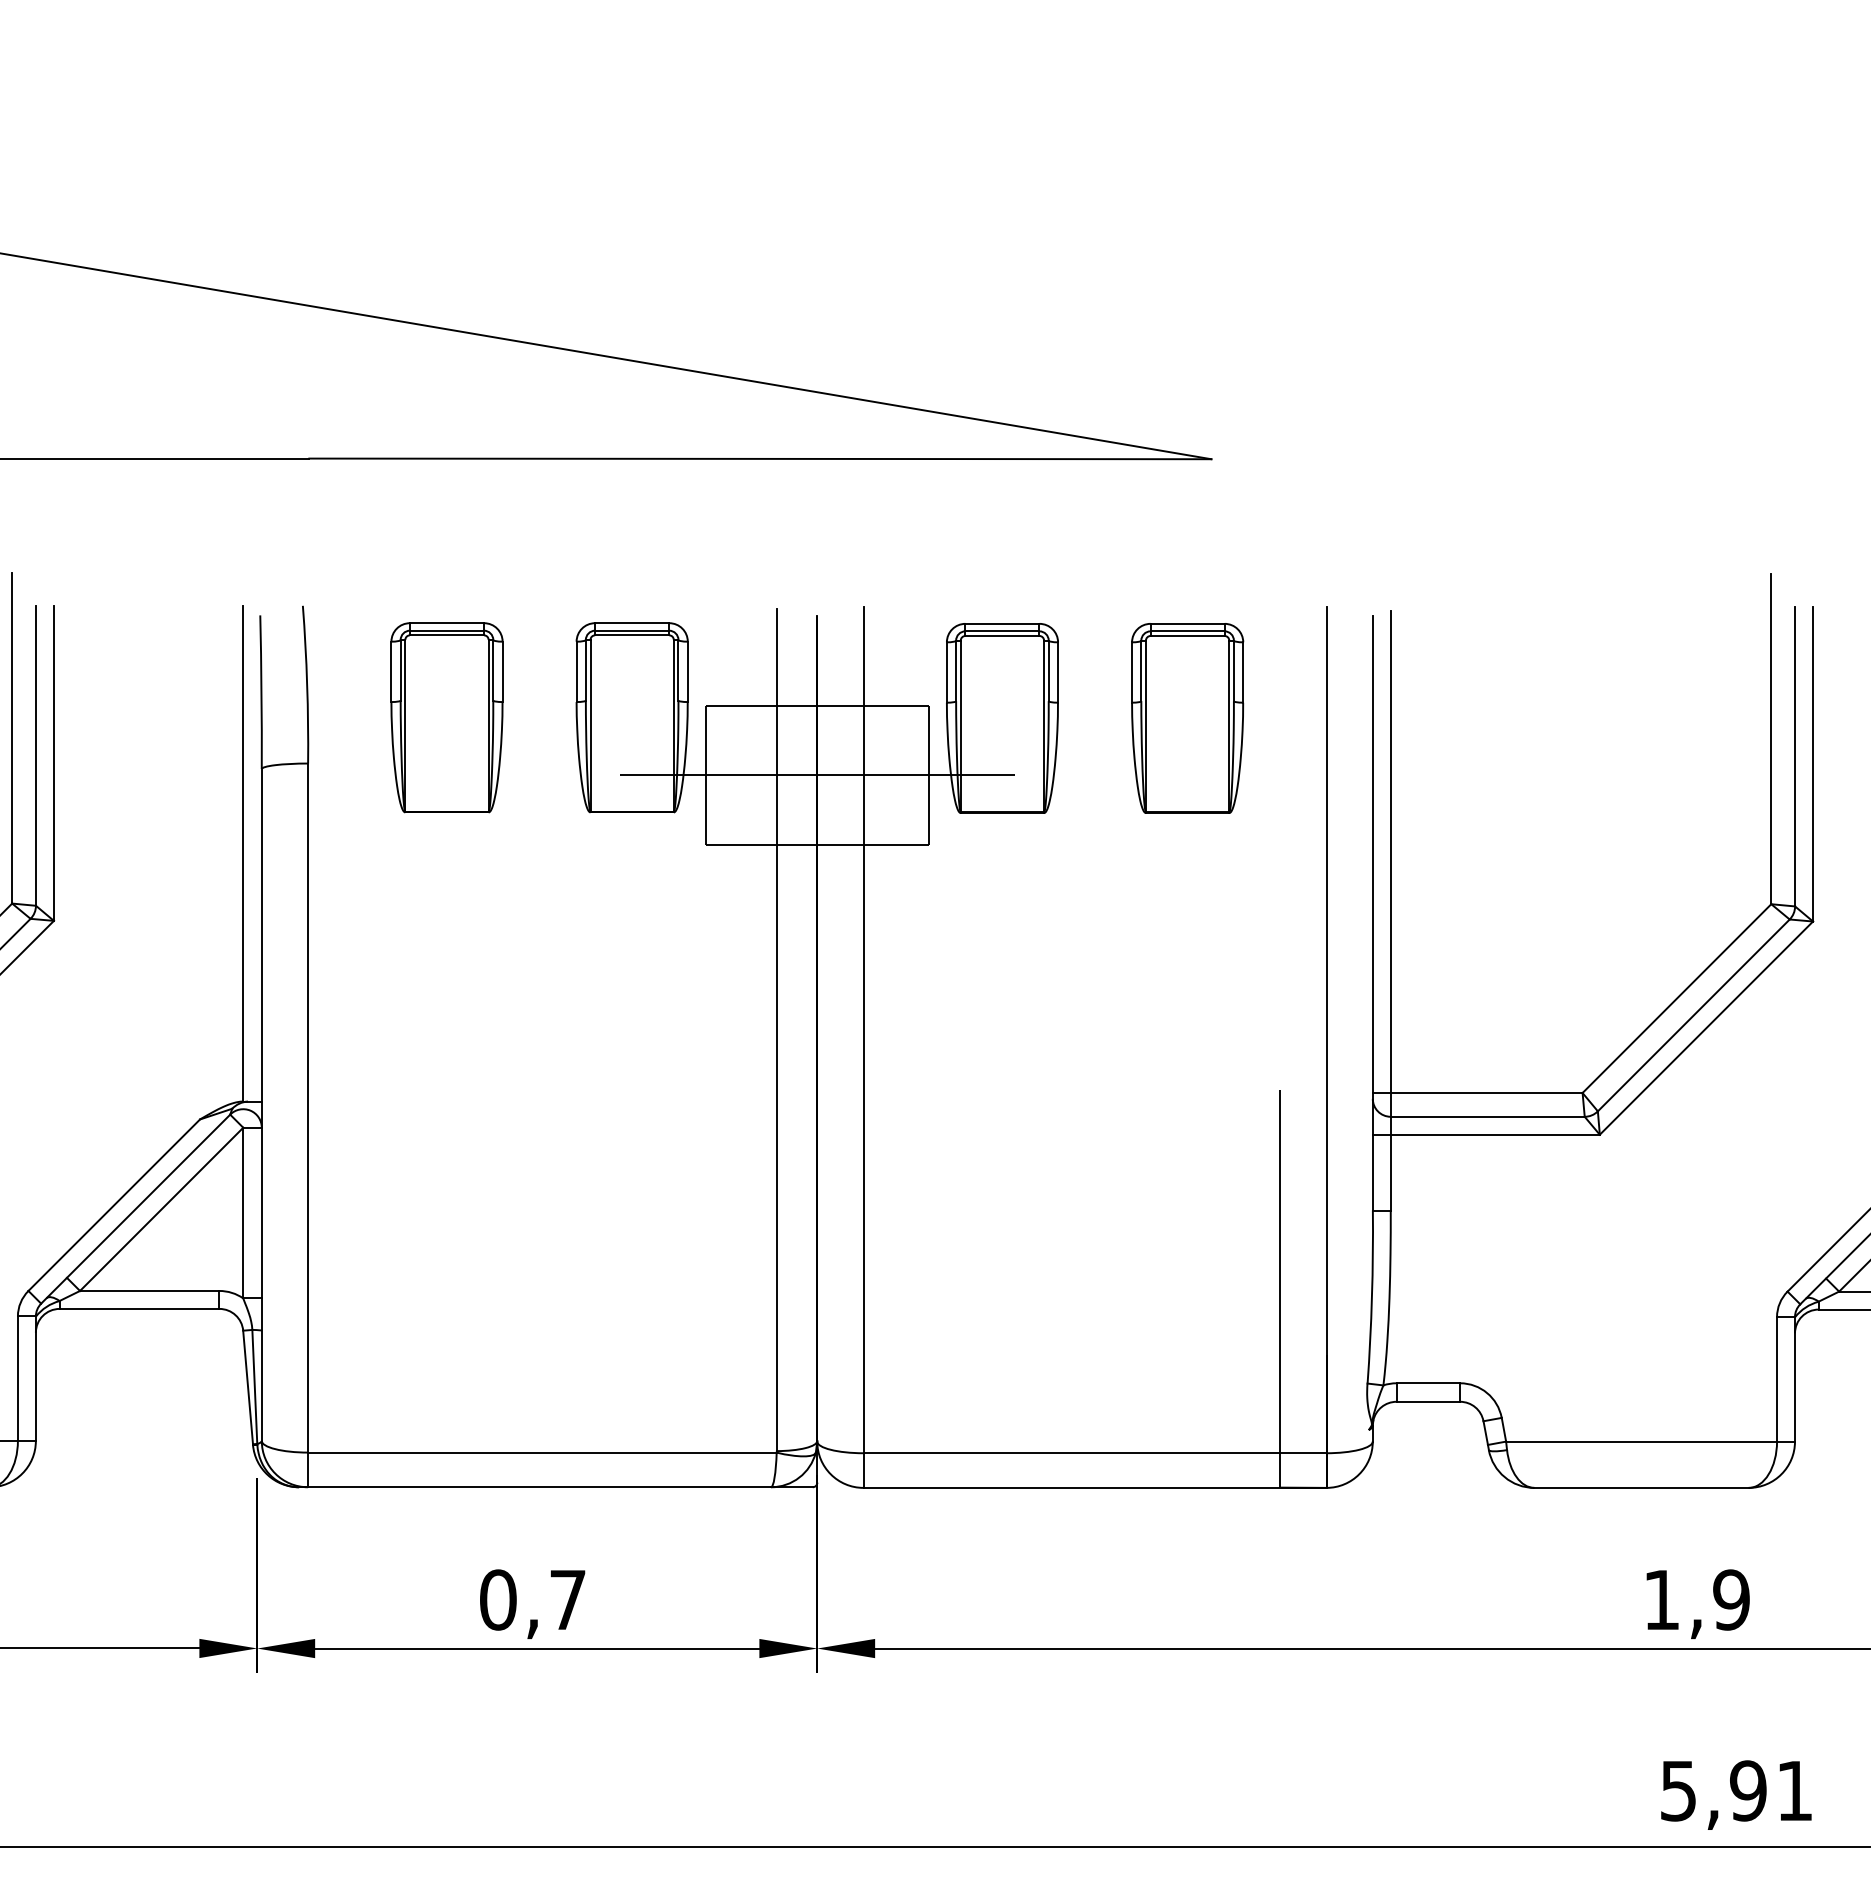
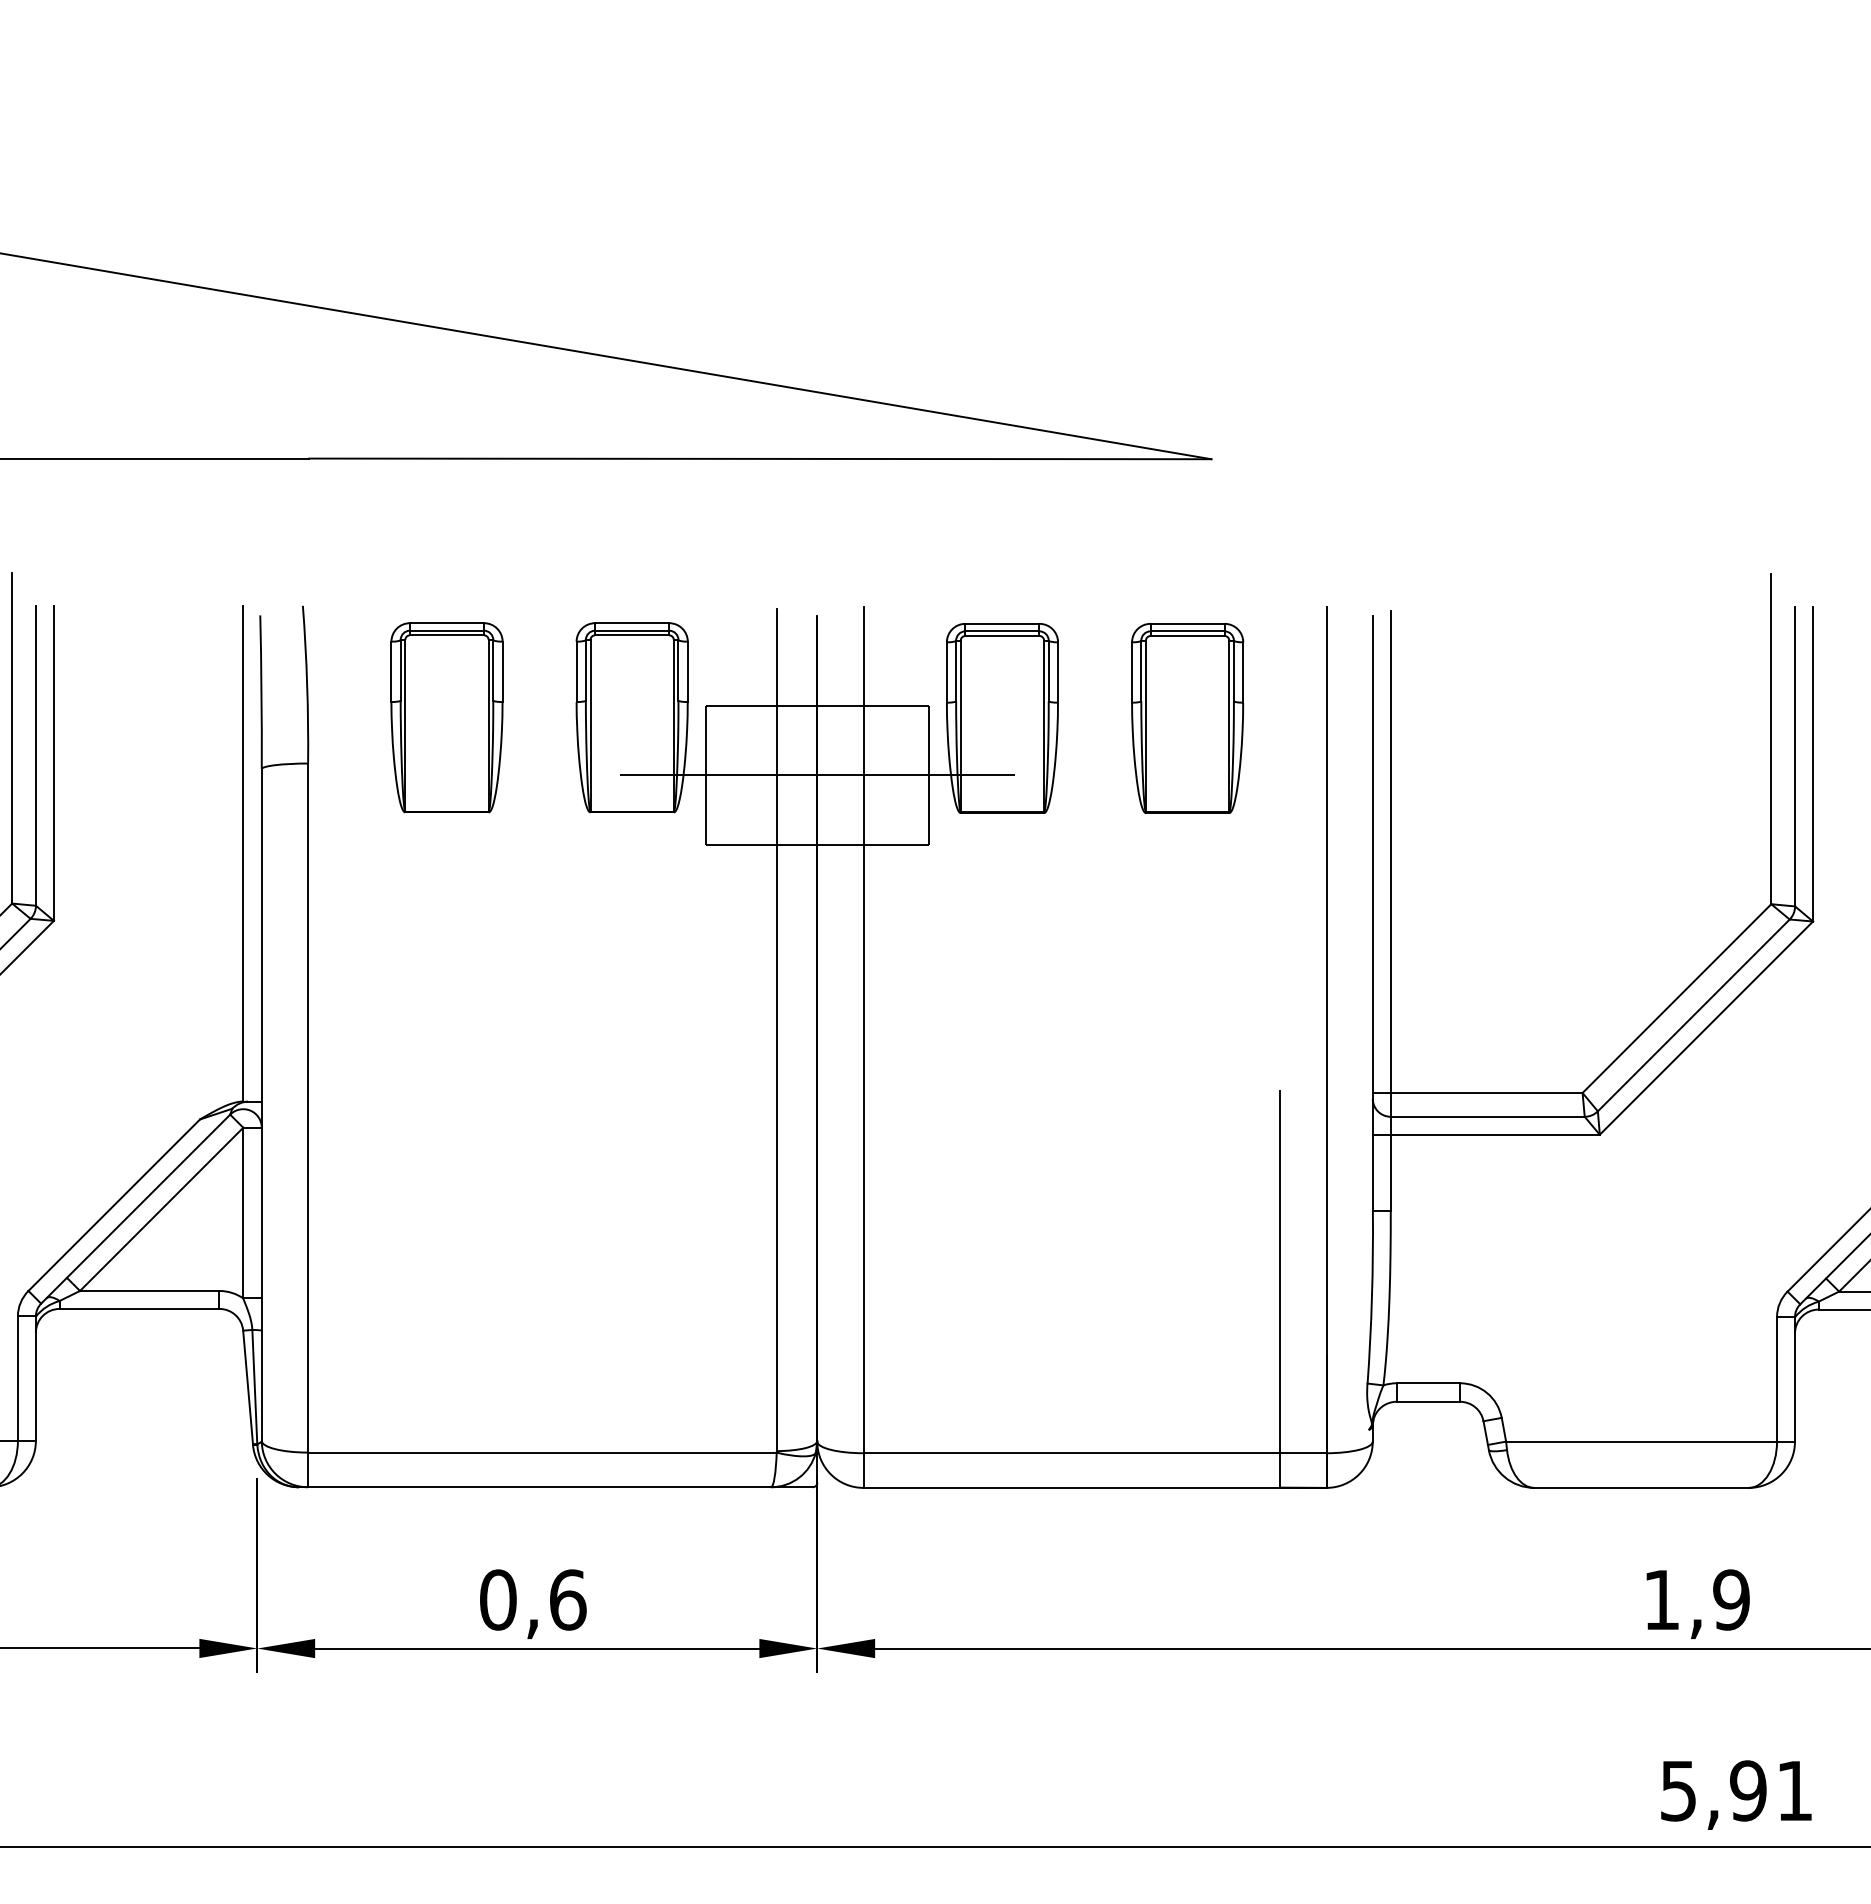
text: 0,7 -> 0,6 (568, 1599)
